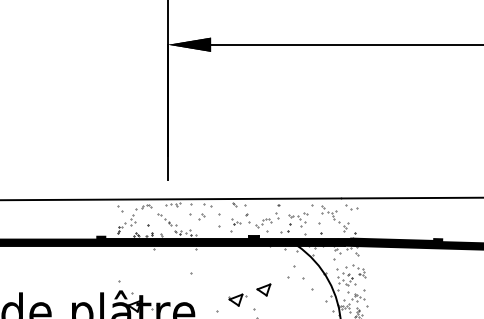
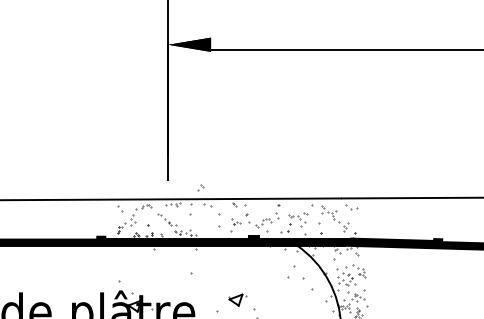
line position: (345, 44) -> (345, 49) (345, 49)
part position: (201, 216) -> (200, 187) (200, 187)
part: present -> none (263, 289)
